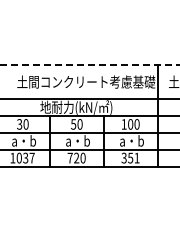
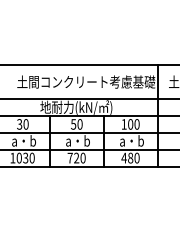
line: dashed -> solid (90, 65)
text: 1037 -> 1030 (31, 157)
text: 351 -> 480 (130, 157)
